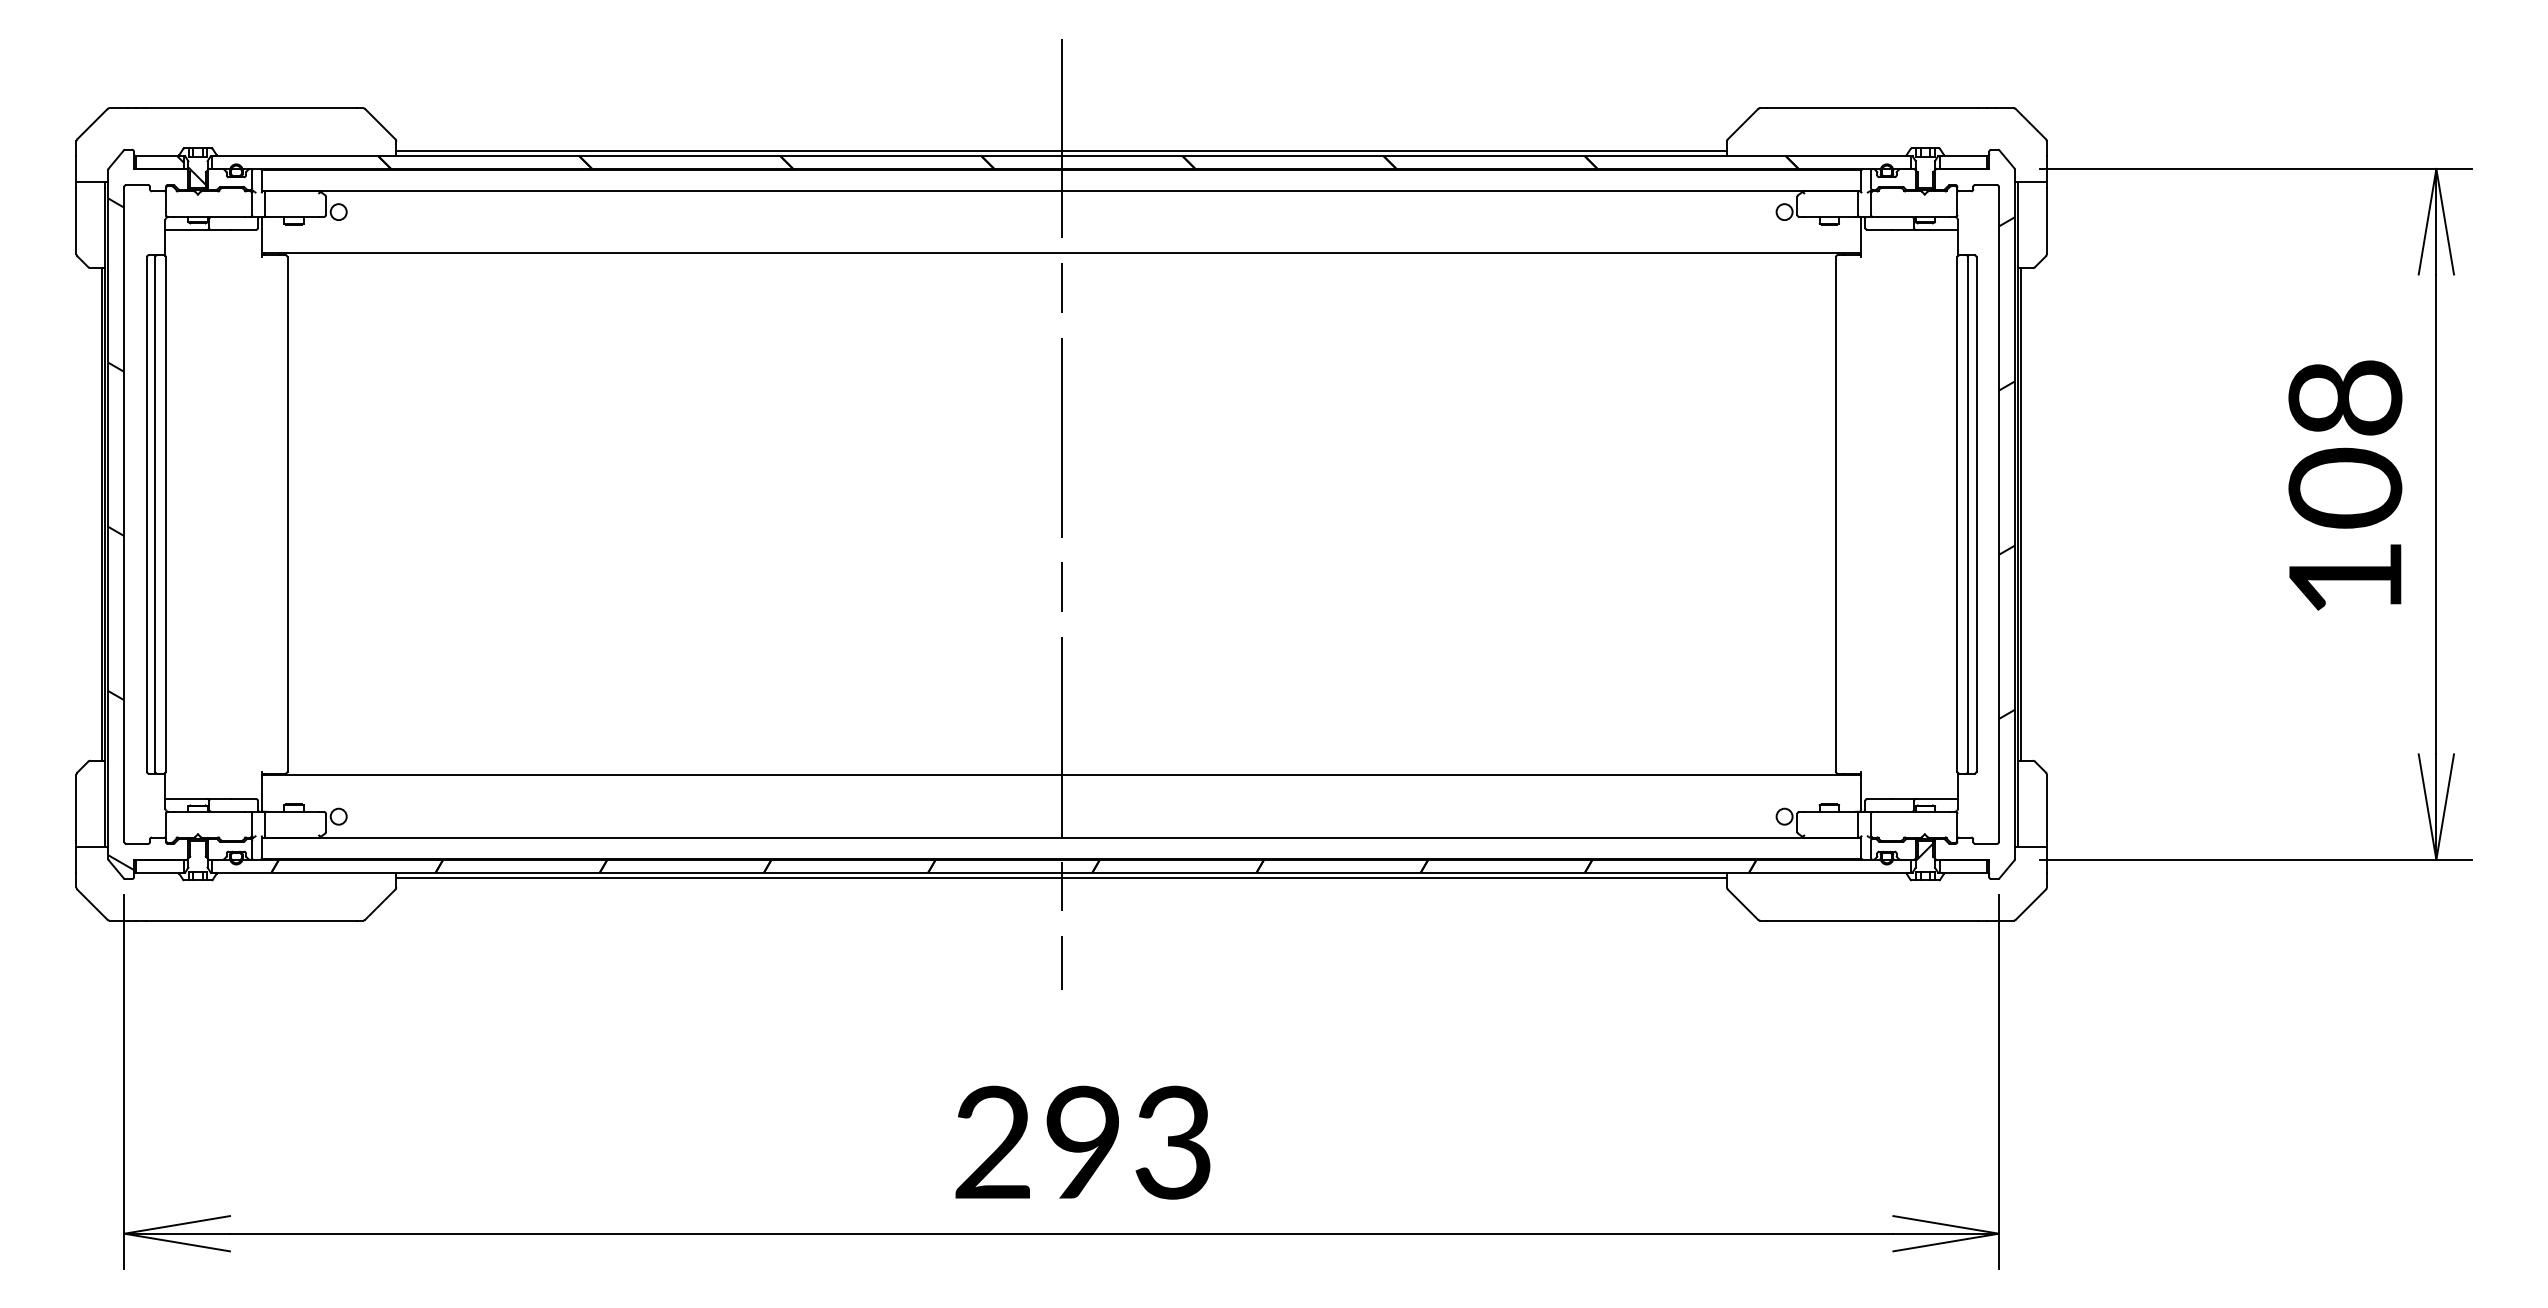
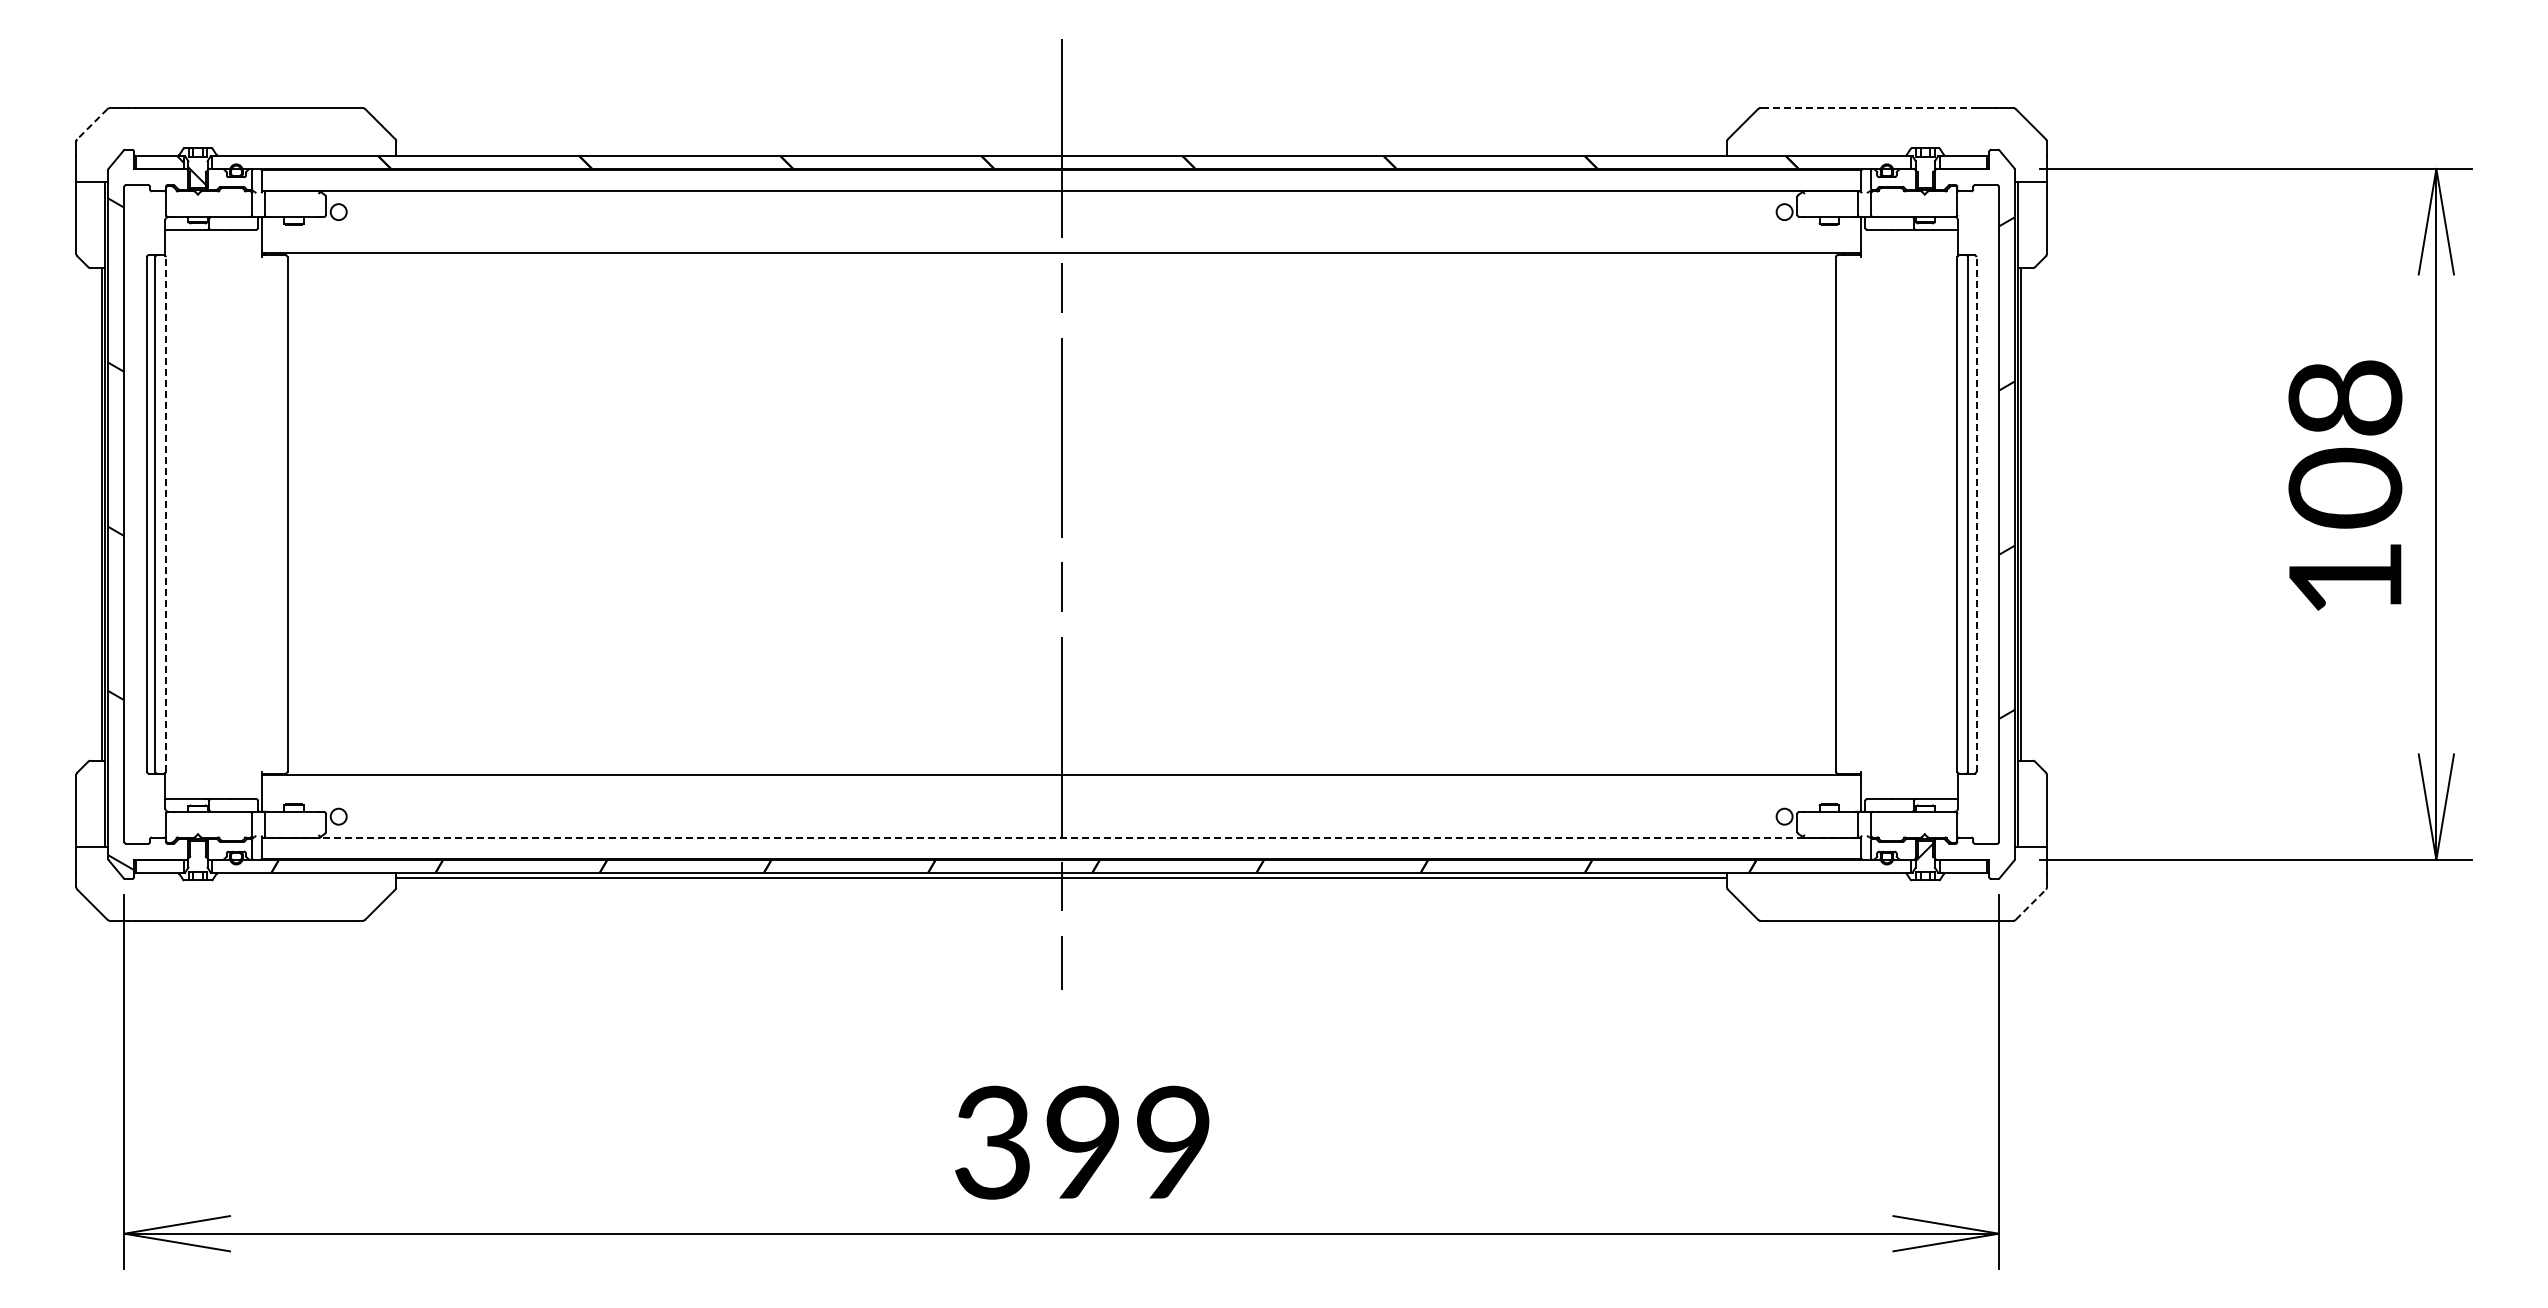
line: solid -> dashed (1872, 108)
line: solid -> dashed (92, 124)
line: present -> none (1061, 151)
line: solid -> dashed (166, 513)
line: solid -> dashed (1976, 513)
line: solid -> dashed (1061, 837)
line: solid -> dashed (2031, 904)
text: 293 -> 399 (1082, 1142)
